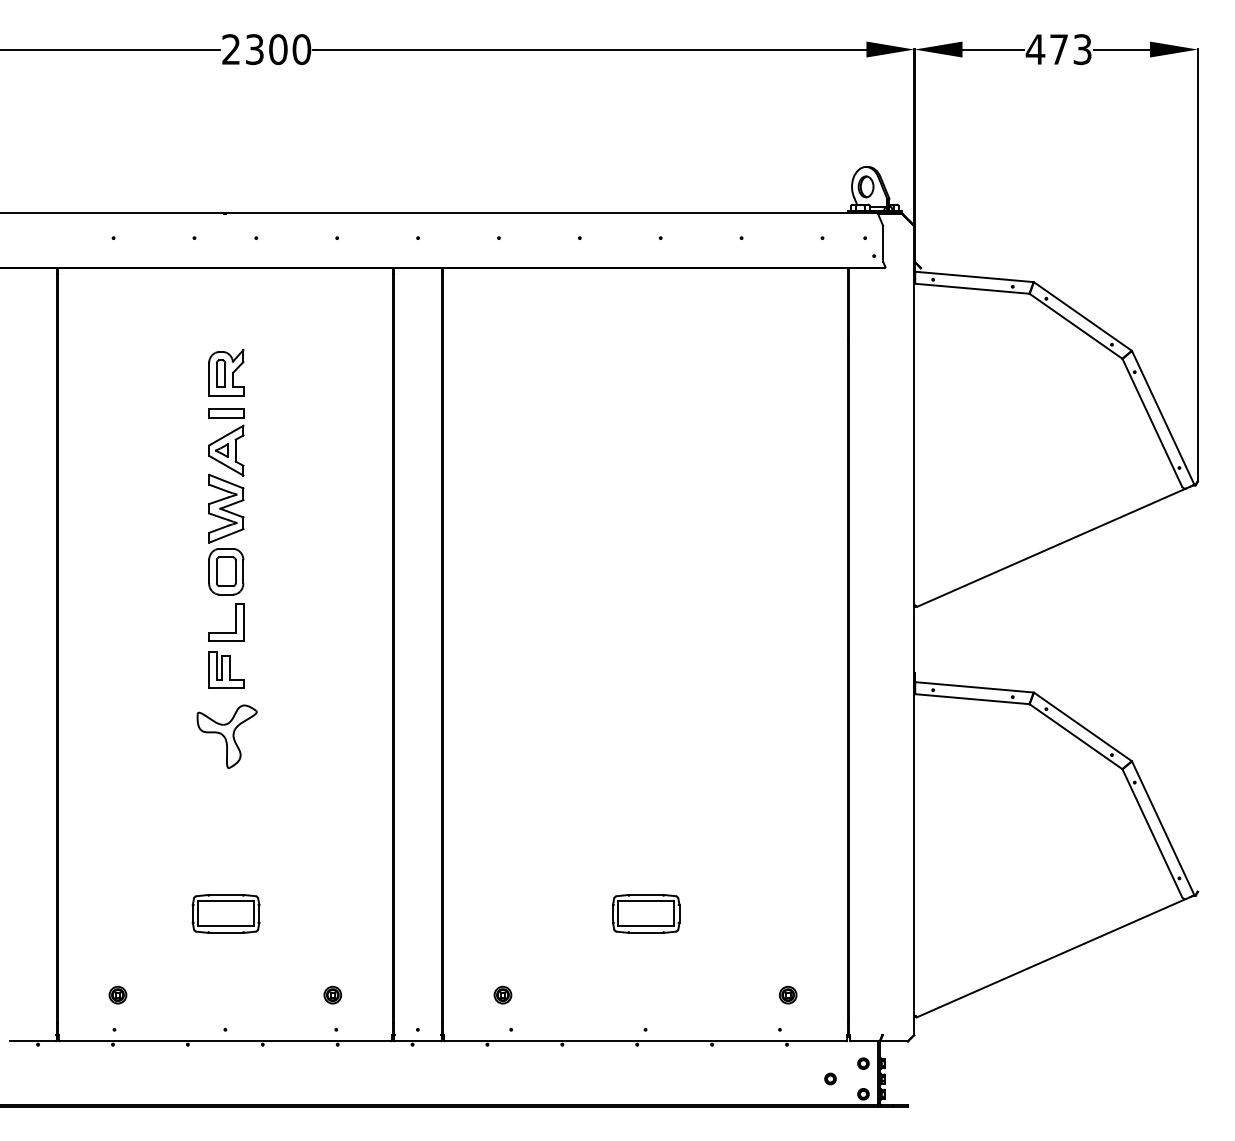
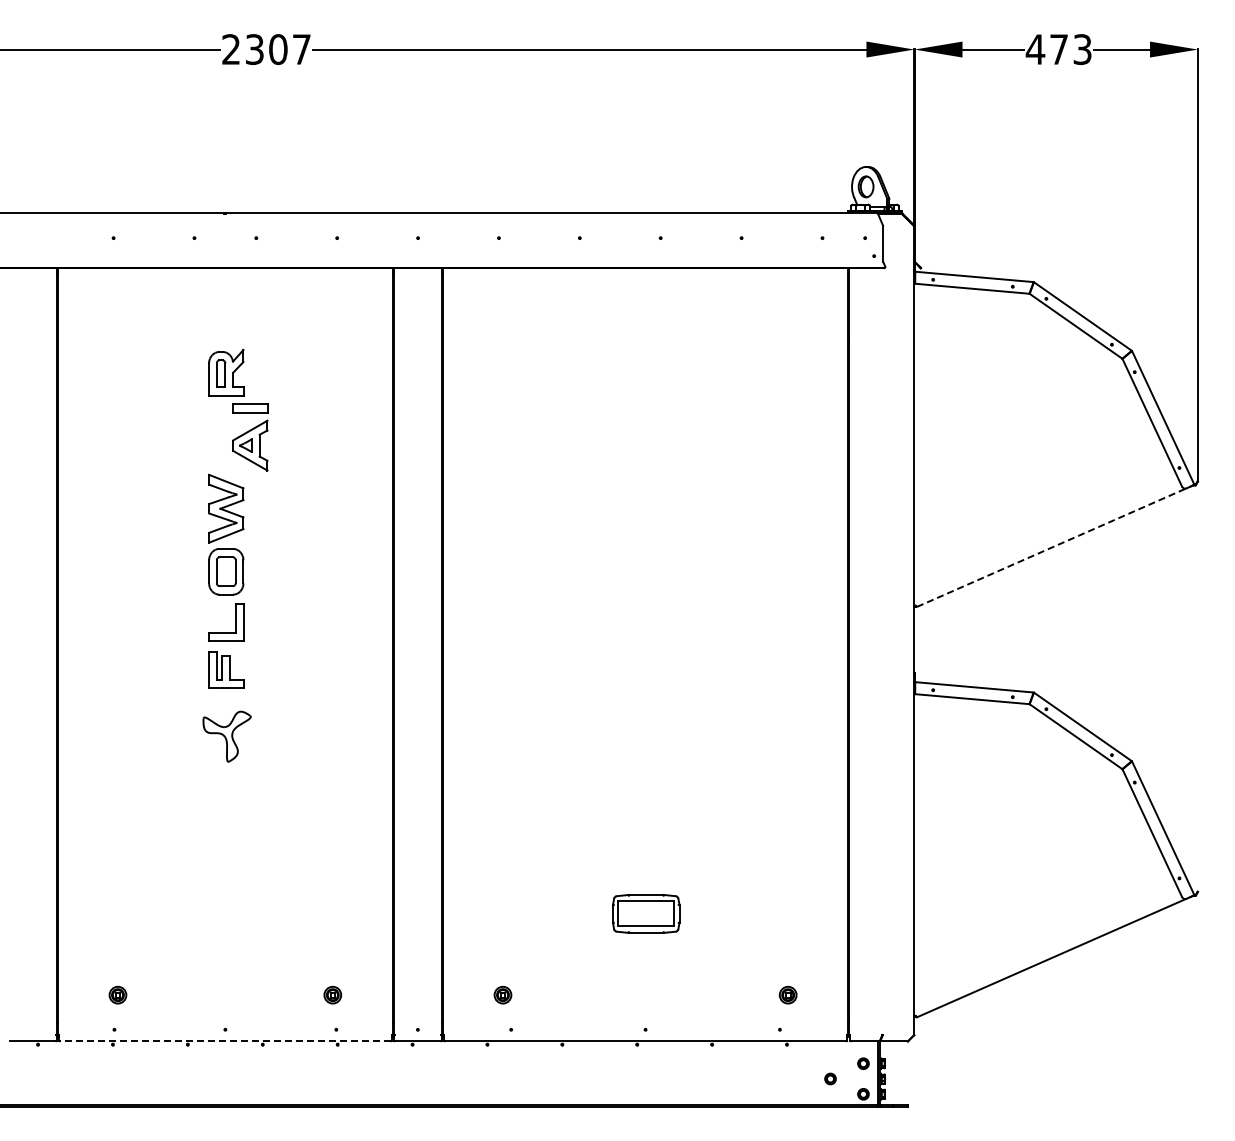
text: 2300 -> 2307 (301, 49)
part position: (226, 442) -> (250, 437) (250, 437)
line: solid -> dashed (1051, 547)
part size: 62x65 px -> 50x53 px (226, 736)
part: present -> none (225, 913)
line: solid -> dashed (224, 1041)
